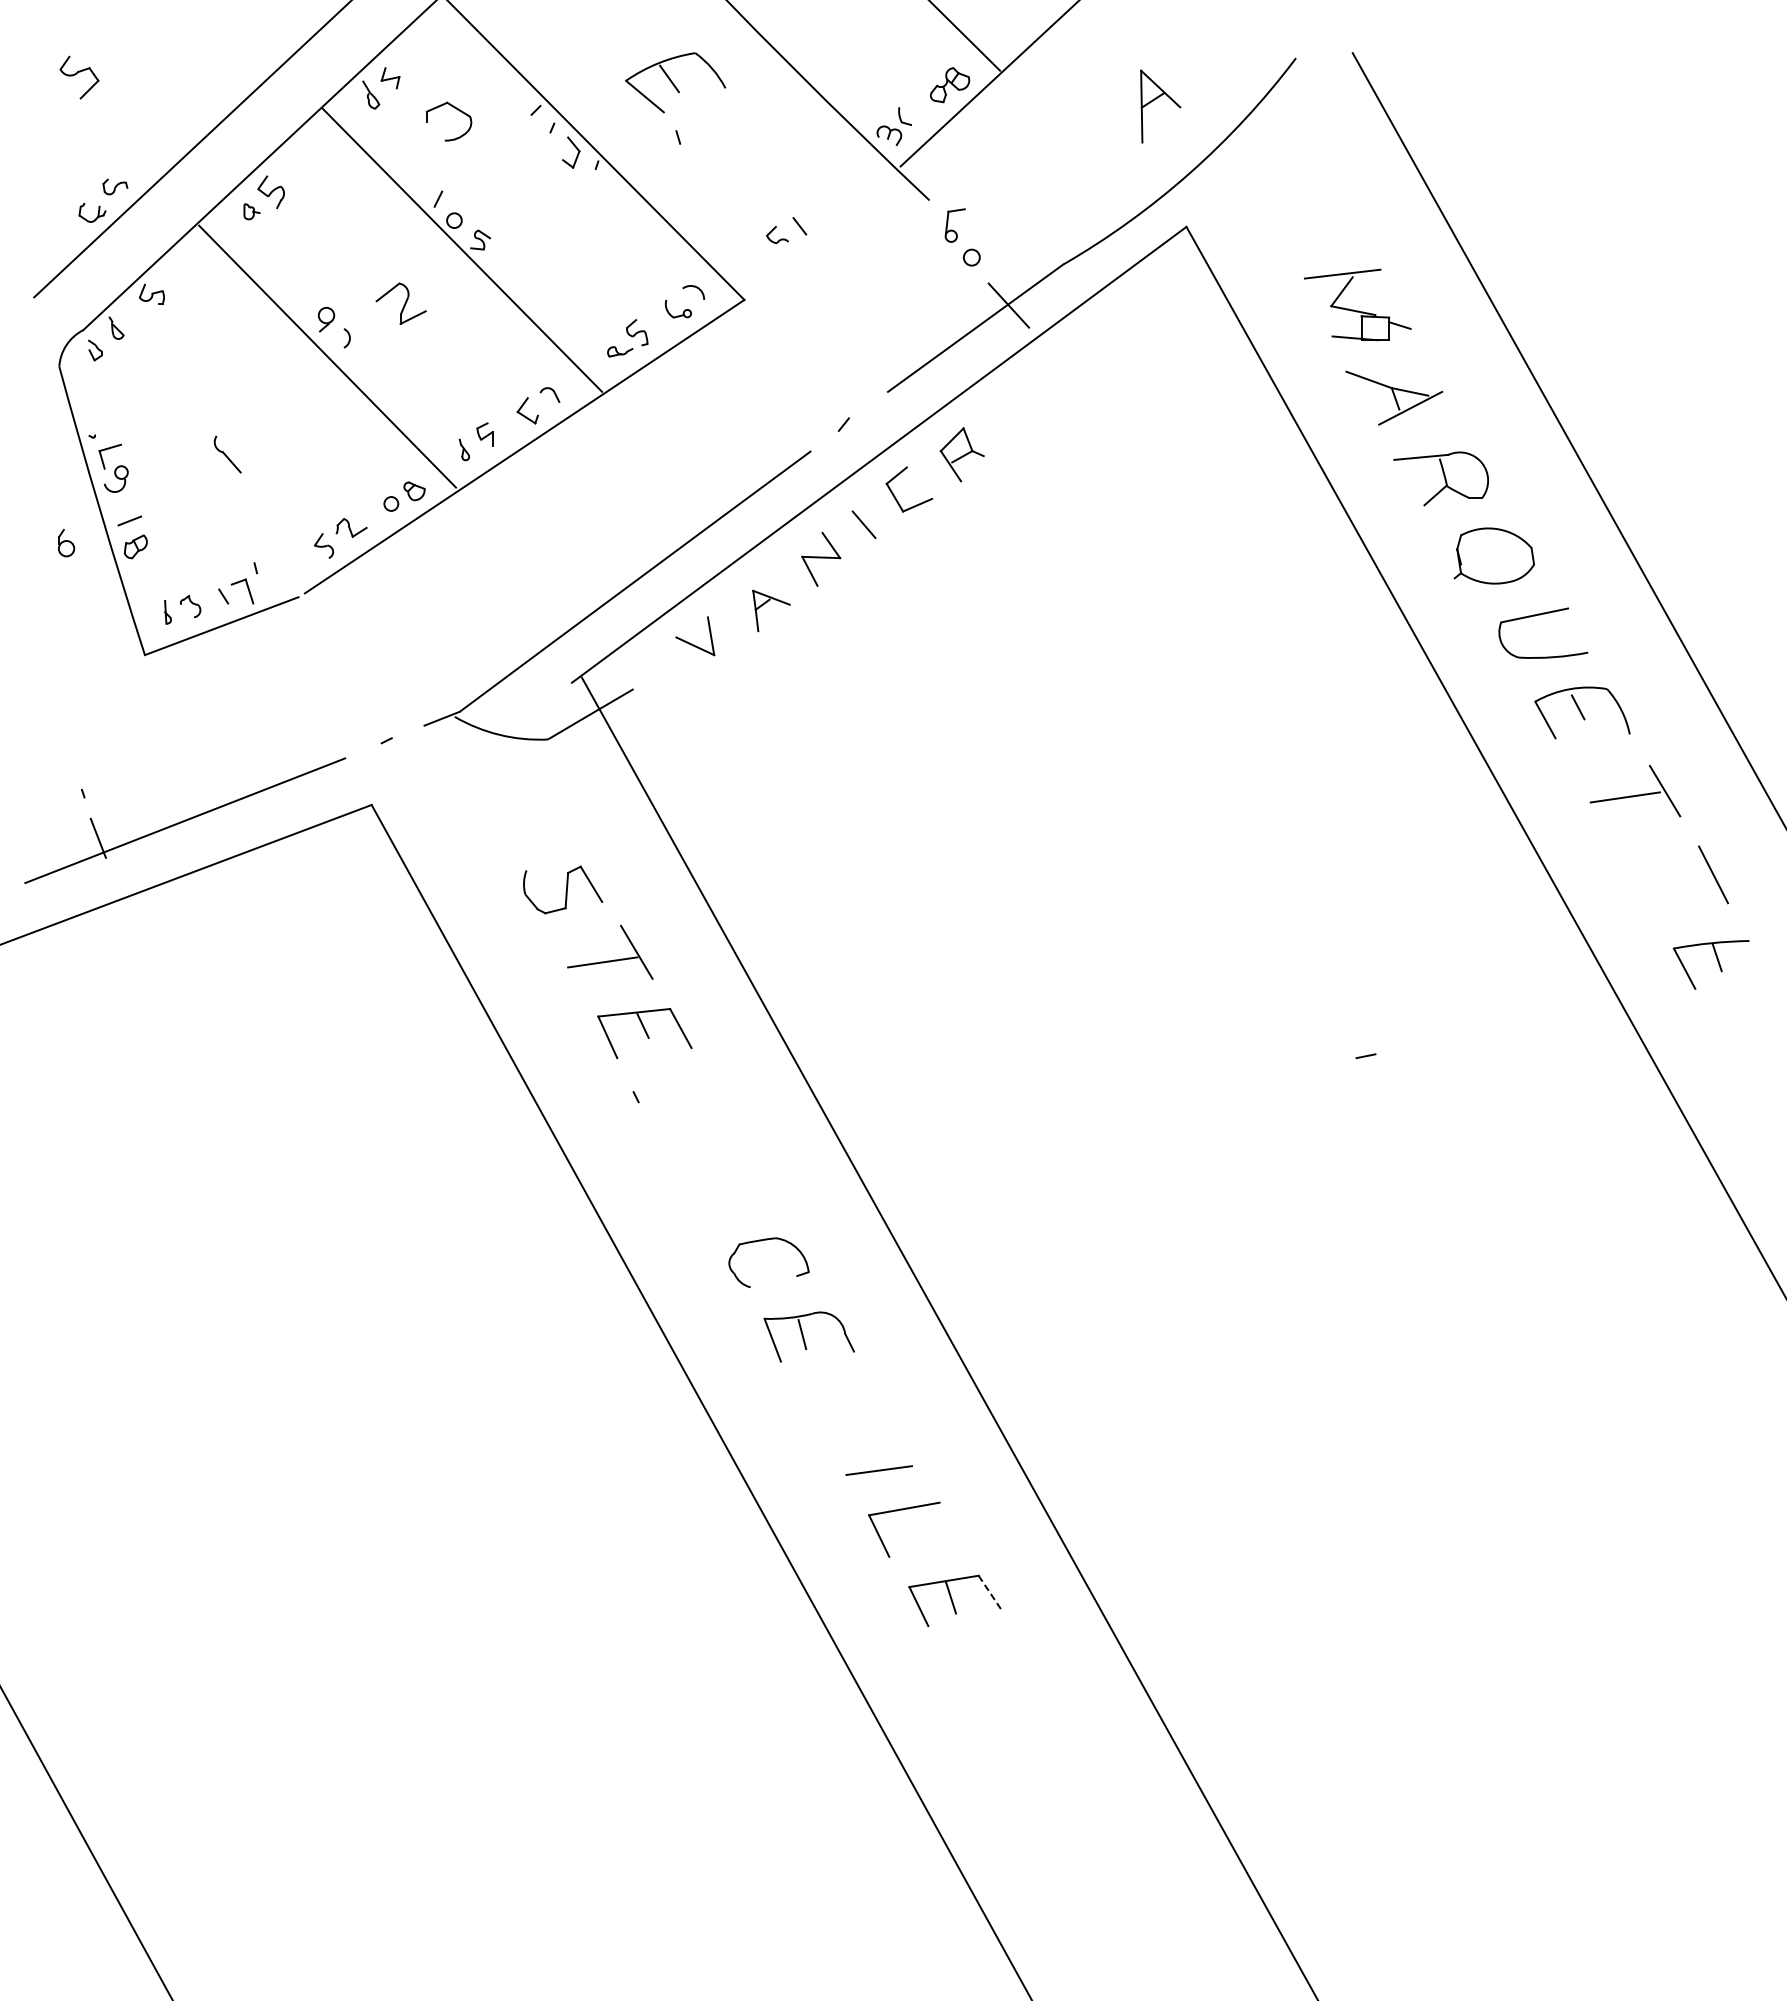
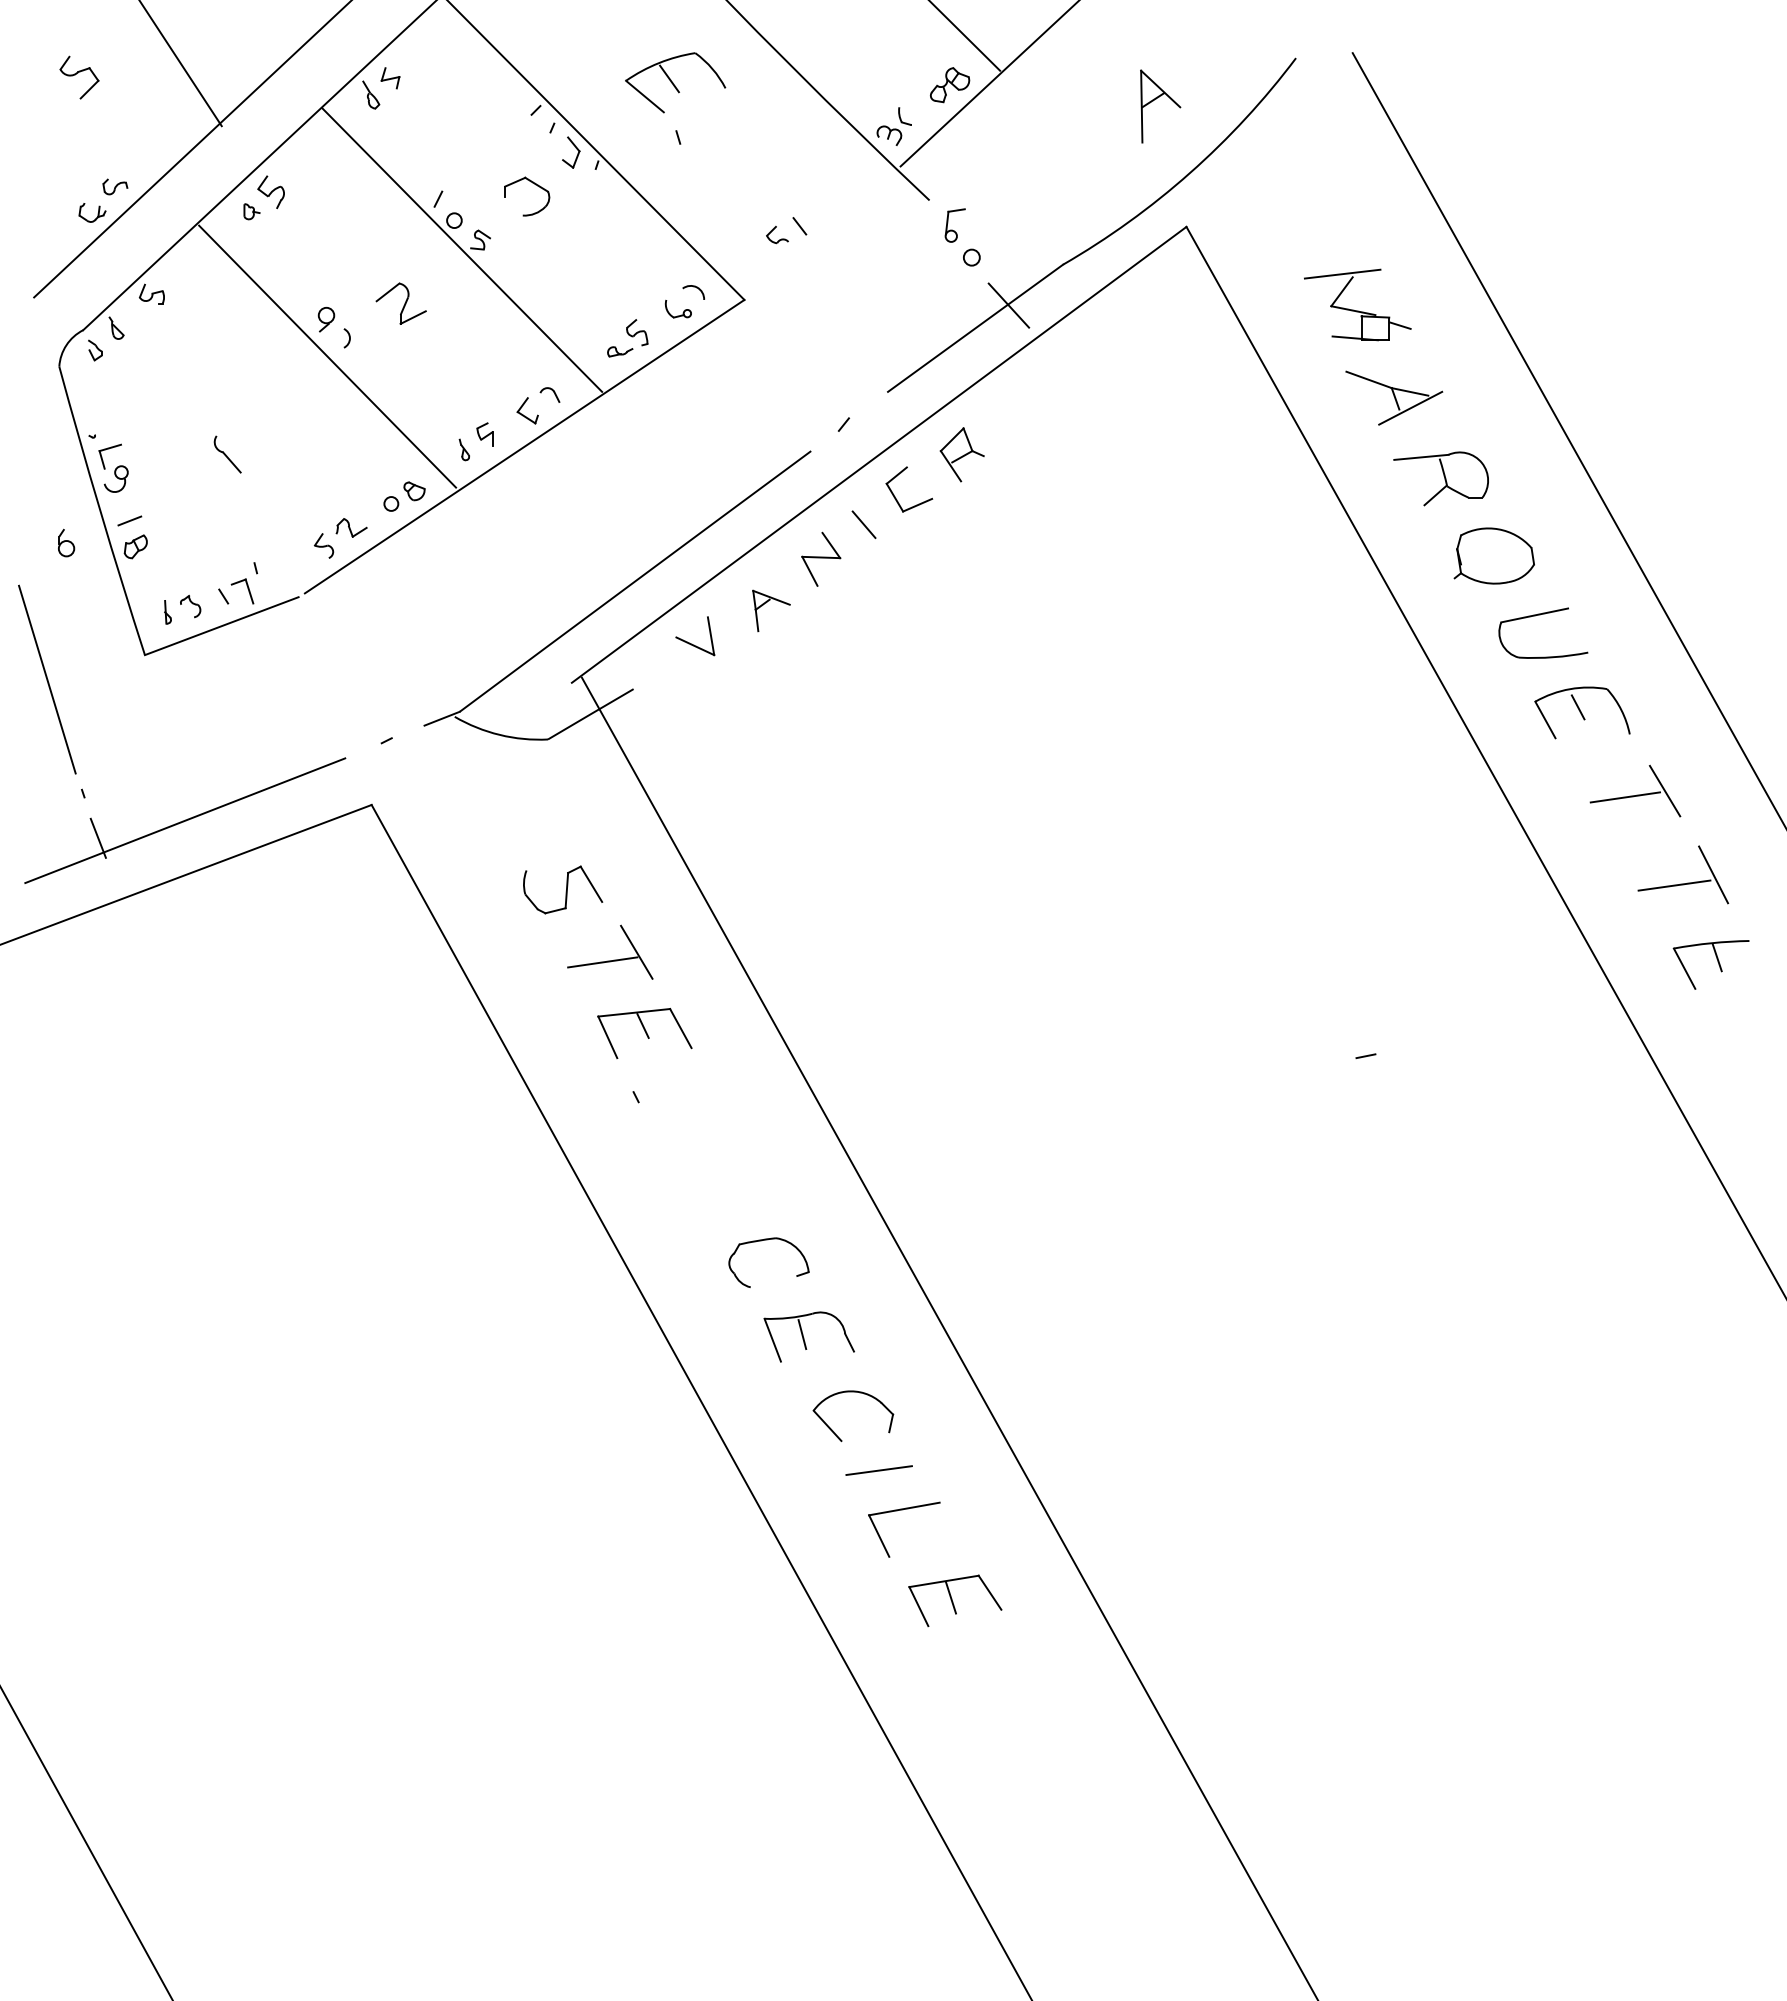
line: none -> present (180, 64)
part position: (457, 110) -> (535, 185) (535, 185)
line: none -> present (47, 679)
line: none -> present (1674, 885)
part: none -> present (859, 1393)
line: dashed -> solid (990, 1593)
